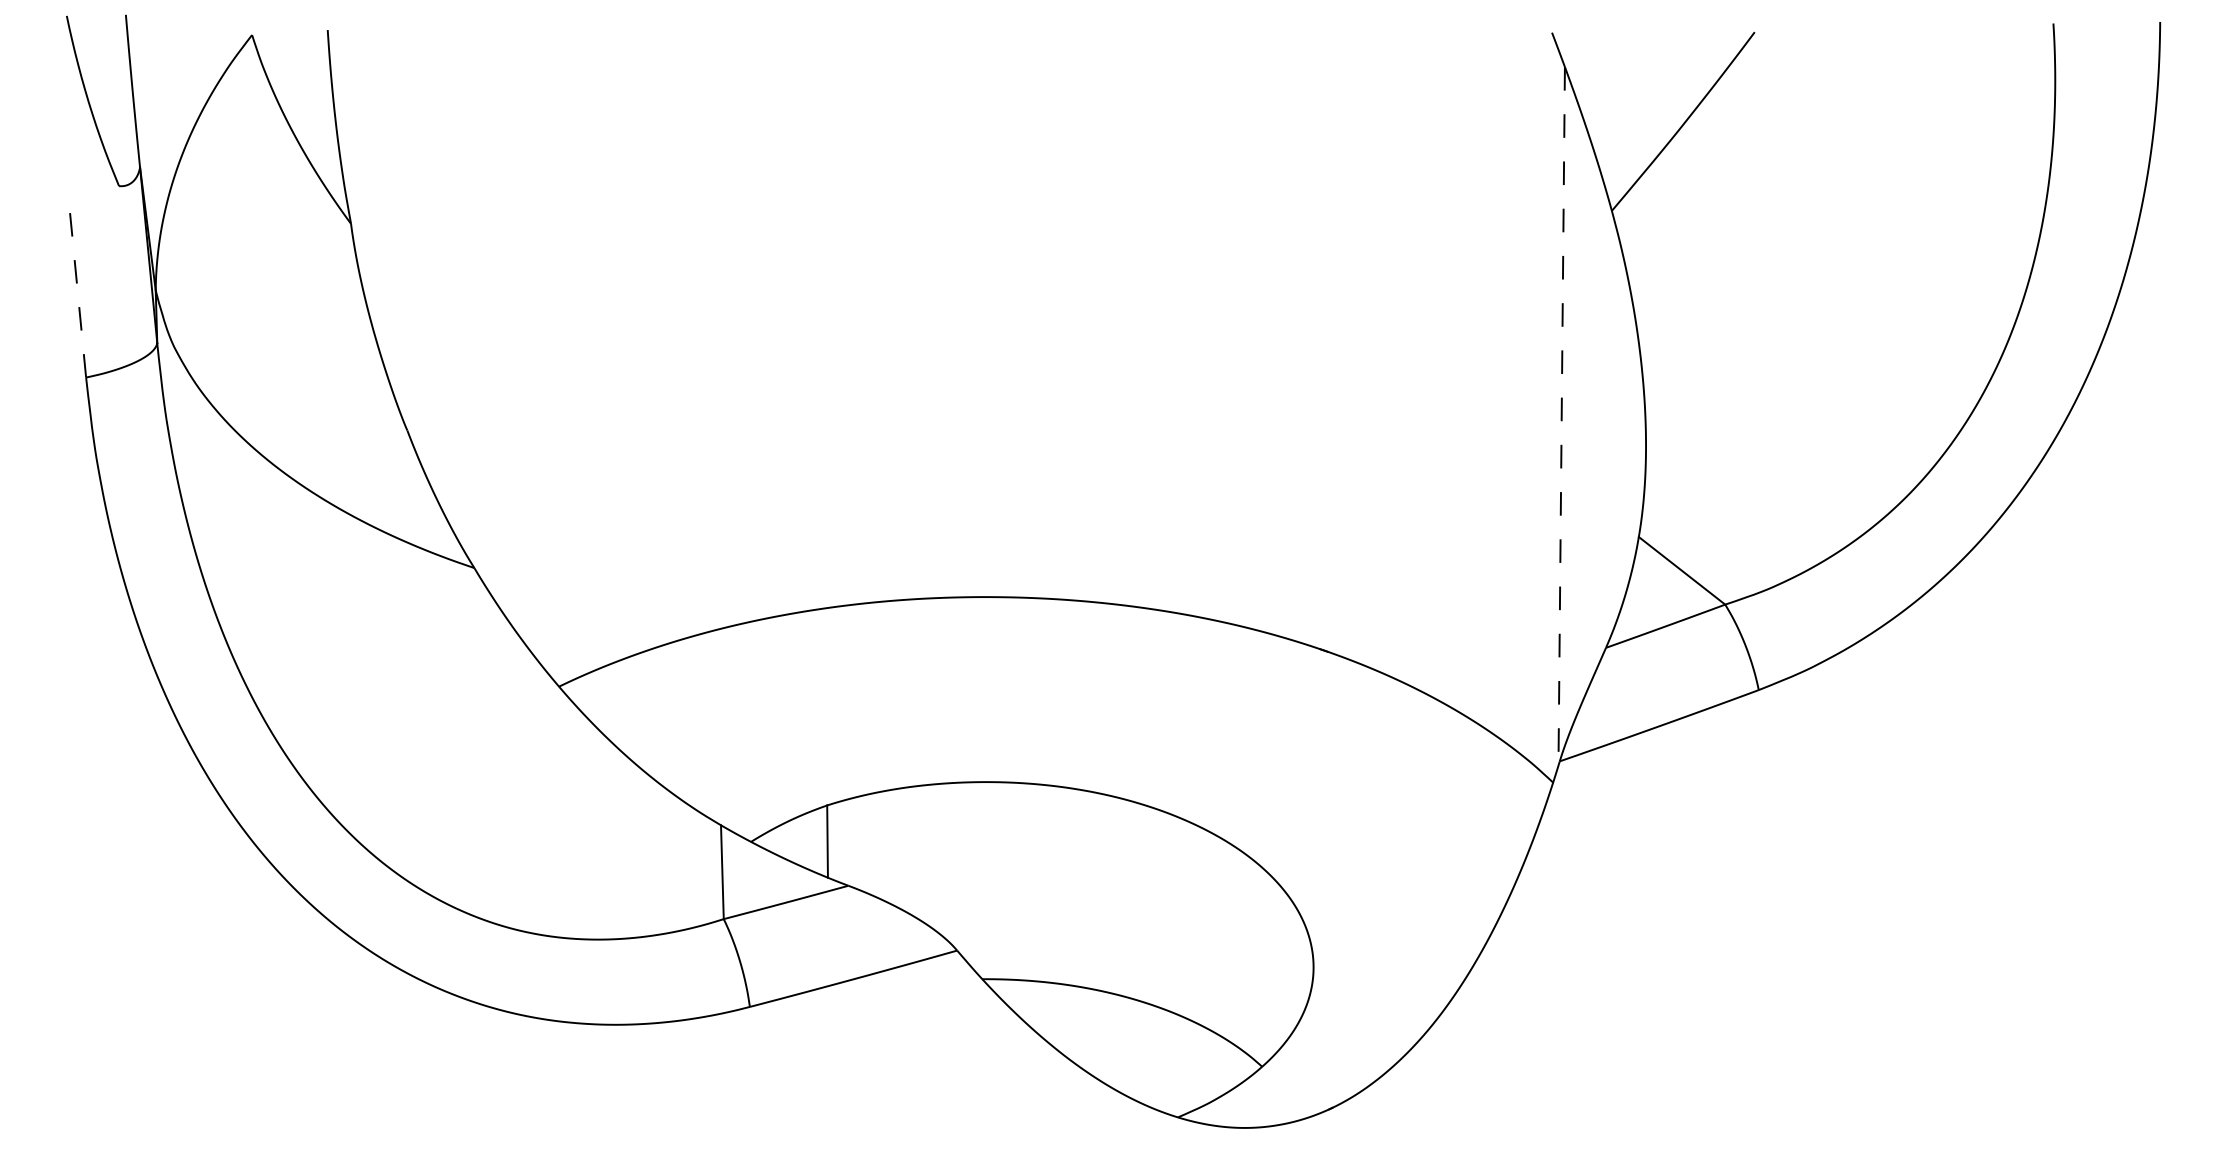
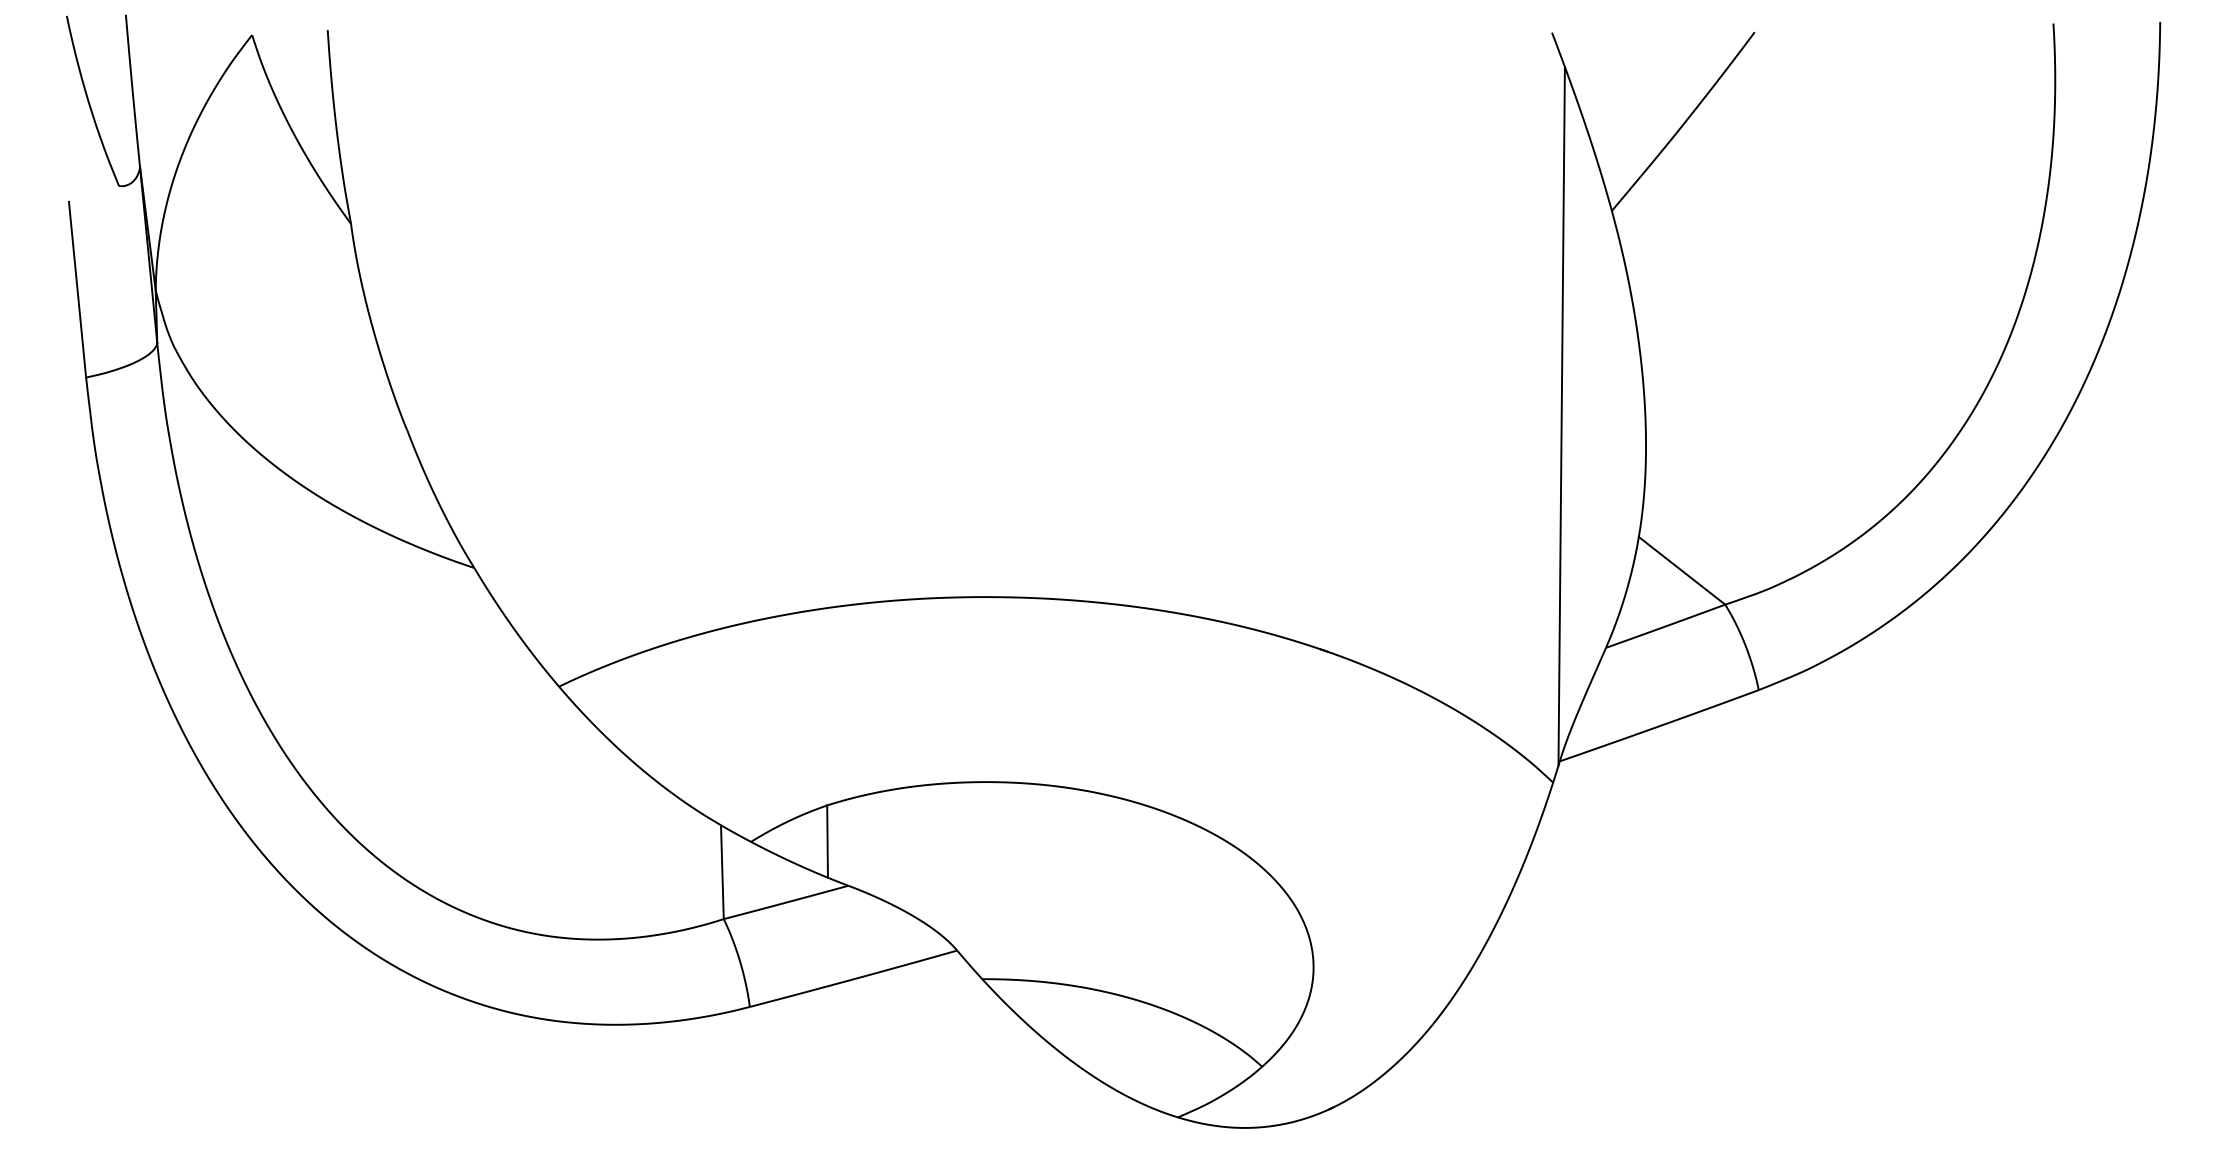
line: dashed -> solid (77, 289)
line: dashed -> solid (1561, 416)
